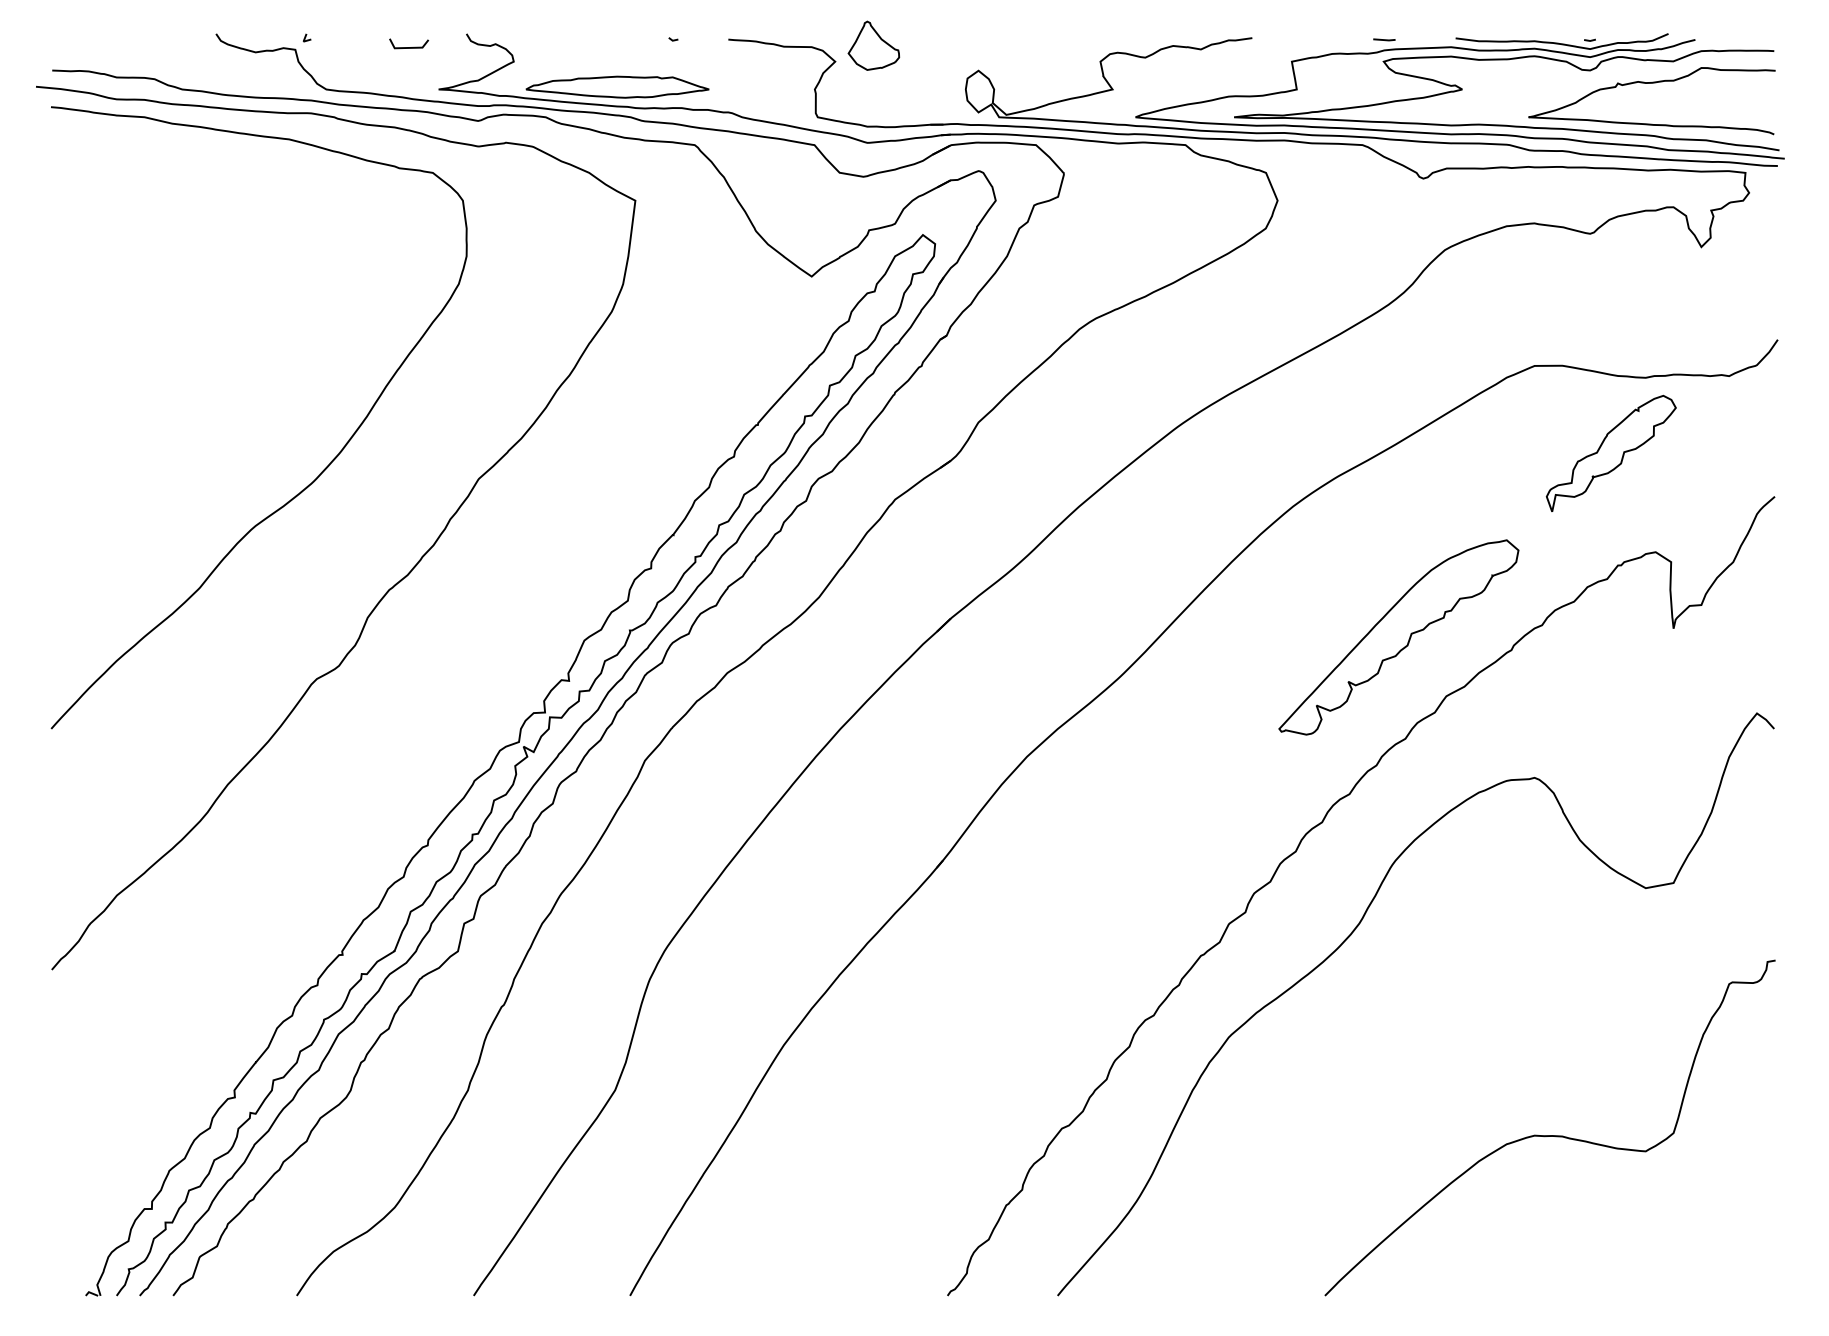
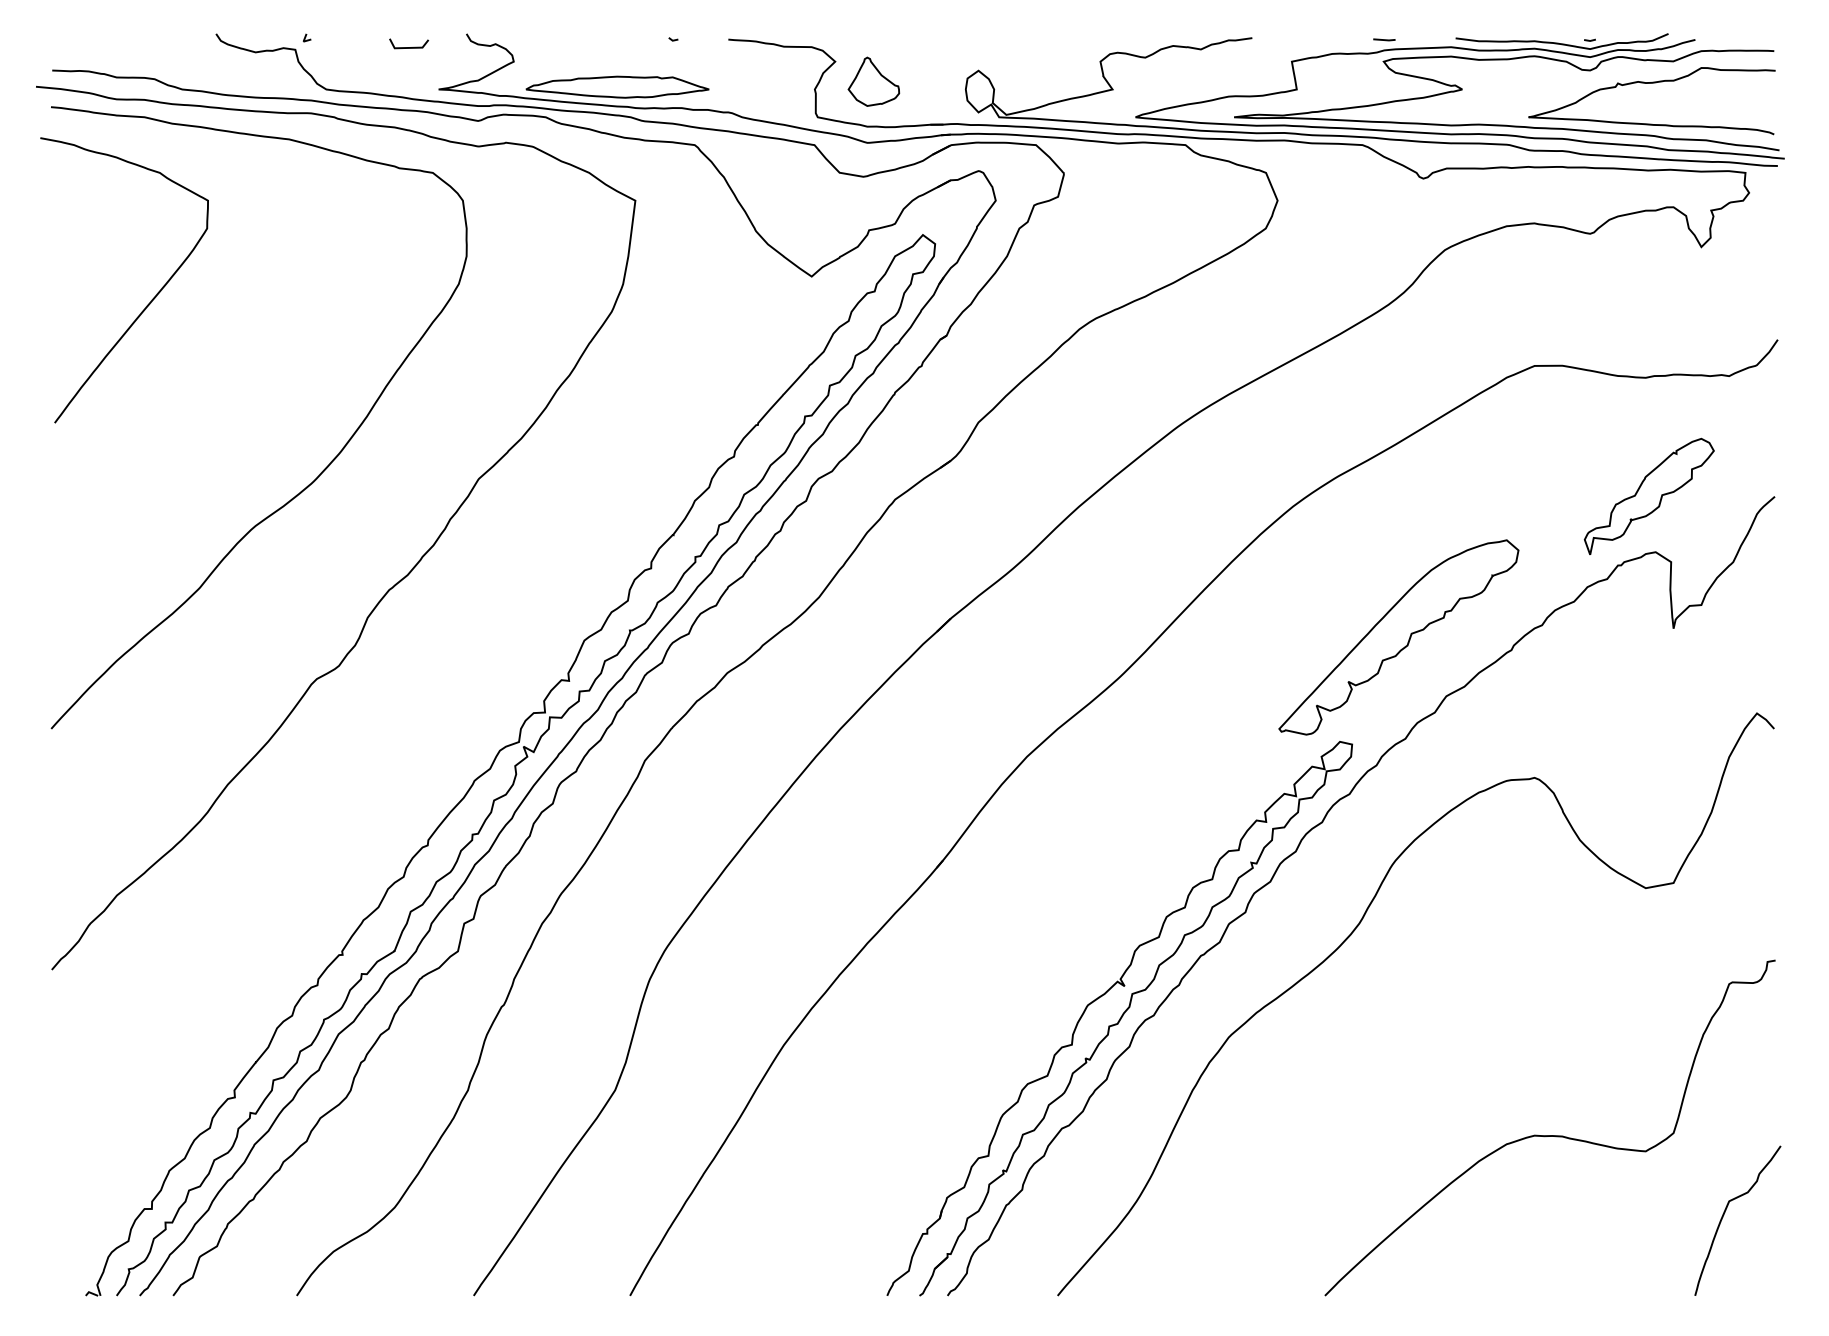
part position: (873, 45) -> (873, 81) (873, 81)
curve: none -> present (151, 299)
part position: (1610, 452) -> (1648, 495) (1648, 495)
part: none -> present (1119, 1018)
curve: none -> present (1724, 1215)
